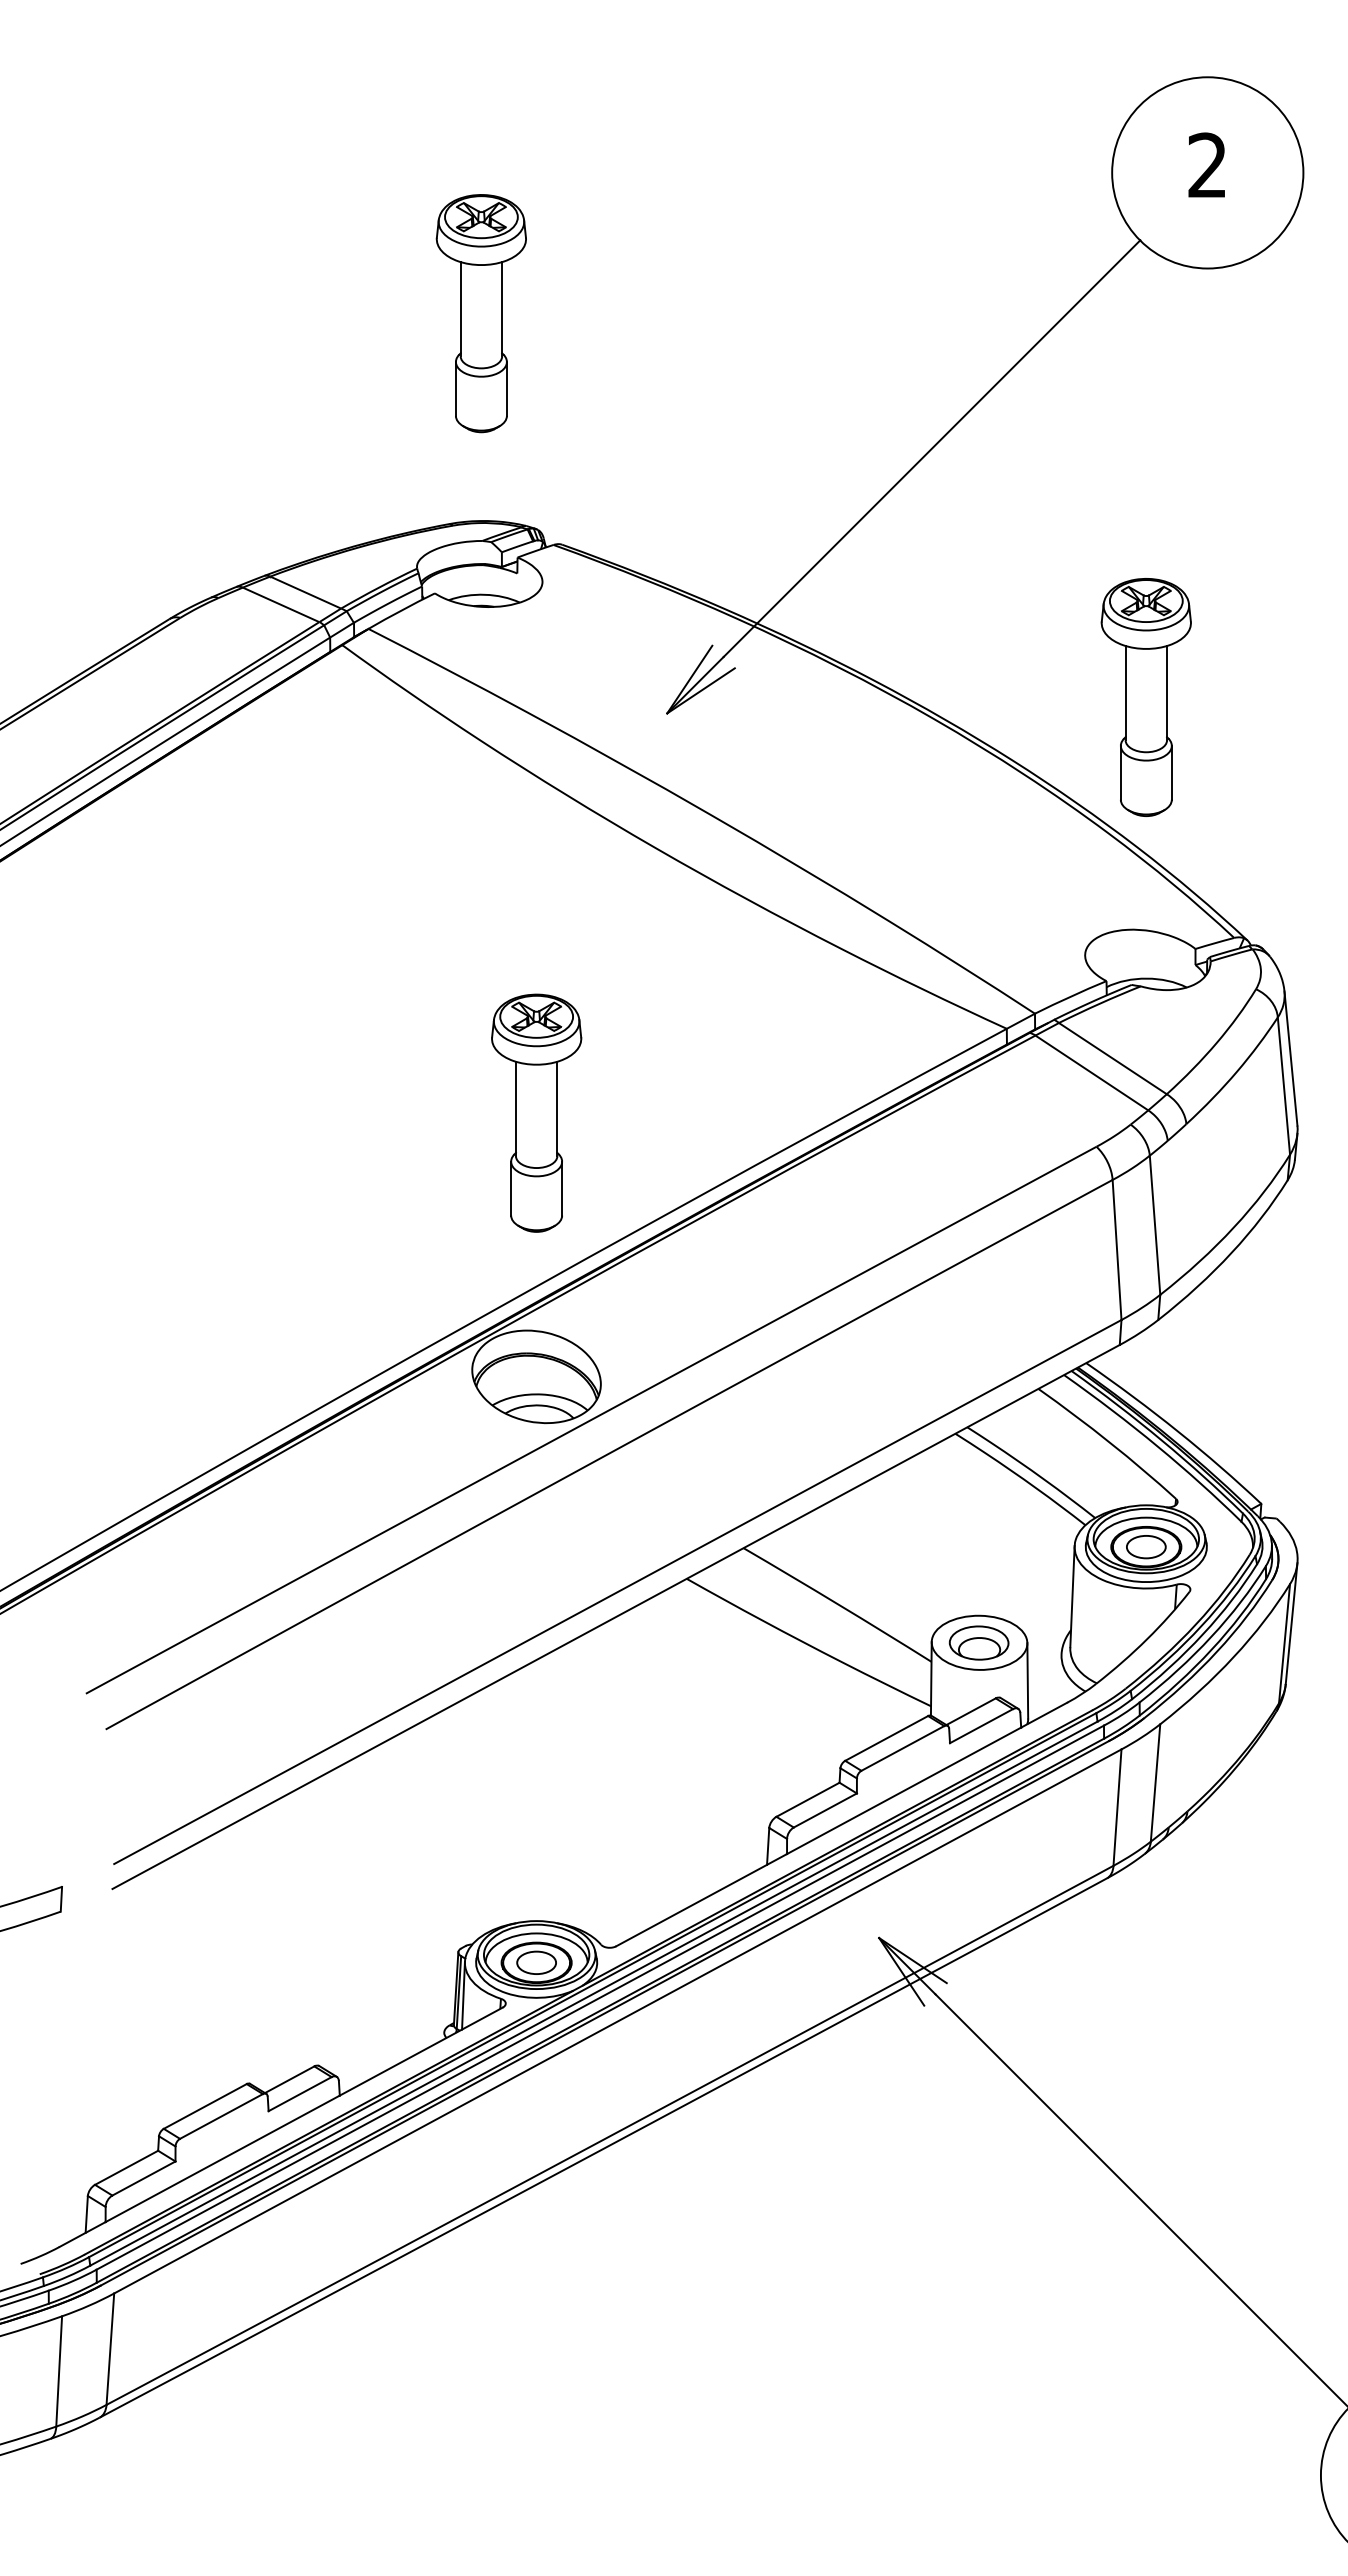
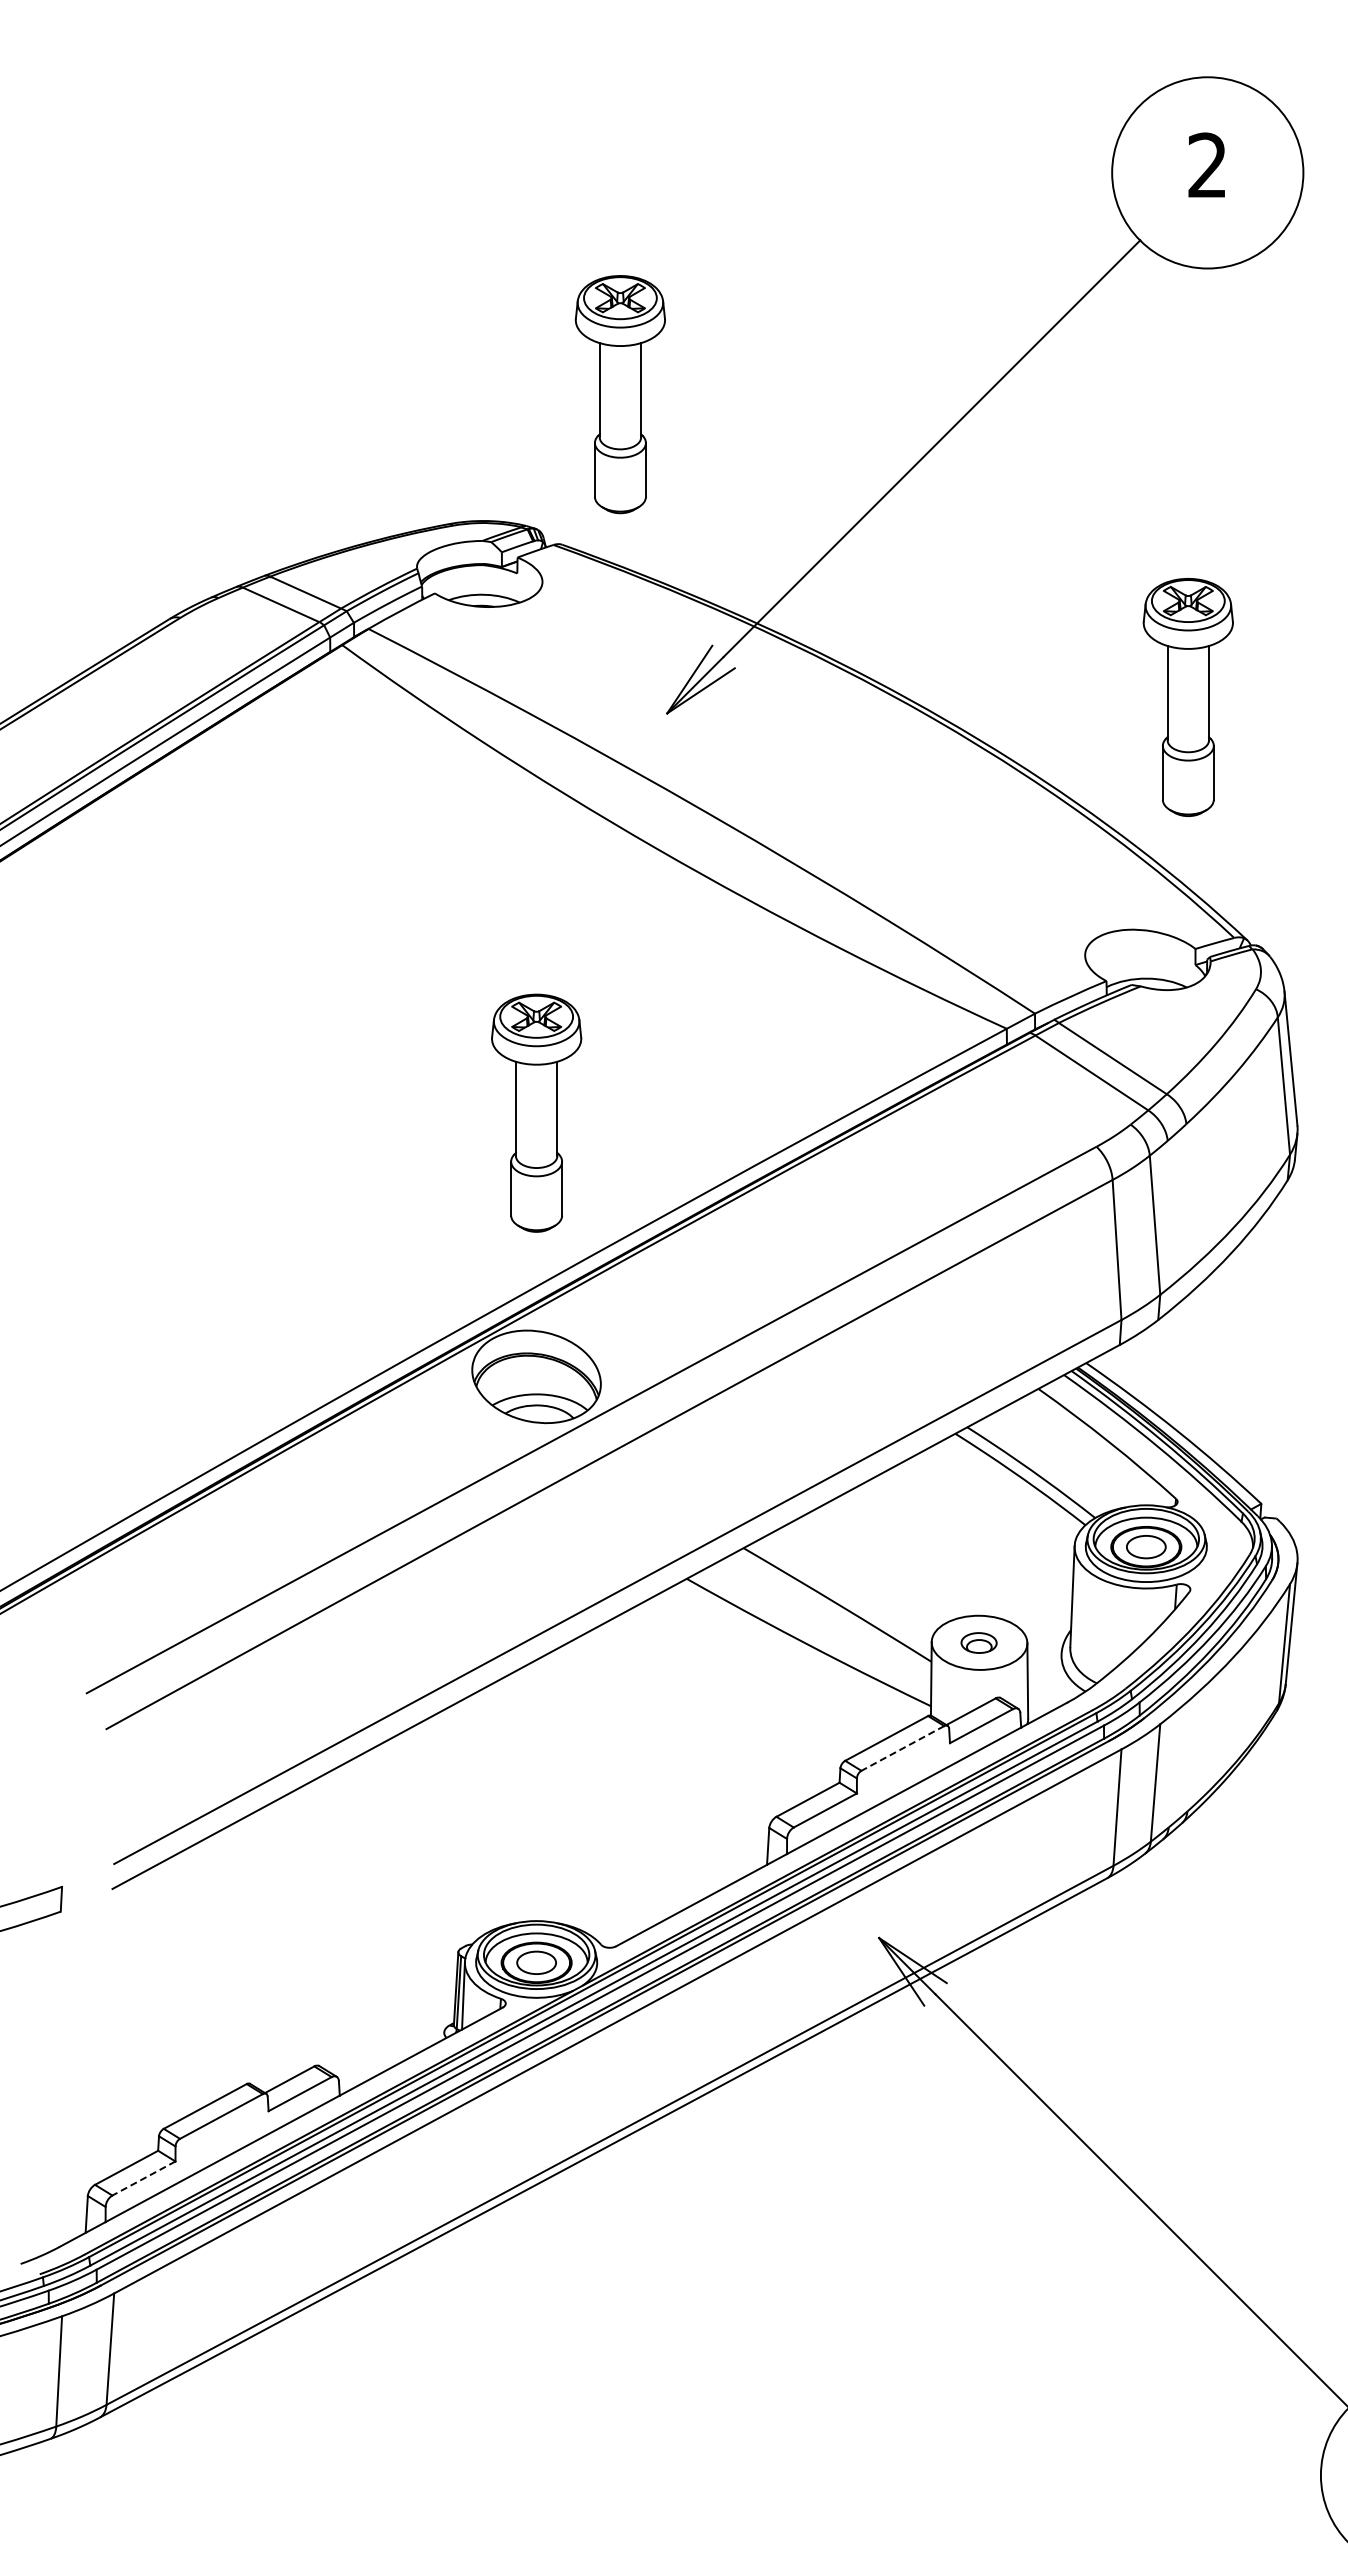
part position: (480, 313) -> (619, 394) (619, 394)
part position: (1145, 697) -> (1187, 697) (1187, 697)
part size: 62x36 px -> 38x22 px (978, 1642)
line: solid -> dashed (902, 1748)
line: solid -> dashed (143, 2178)
